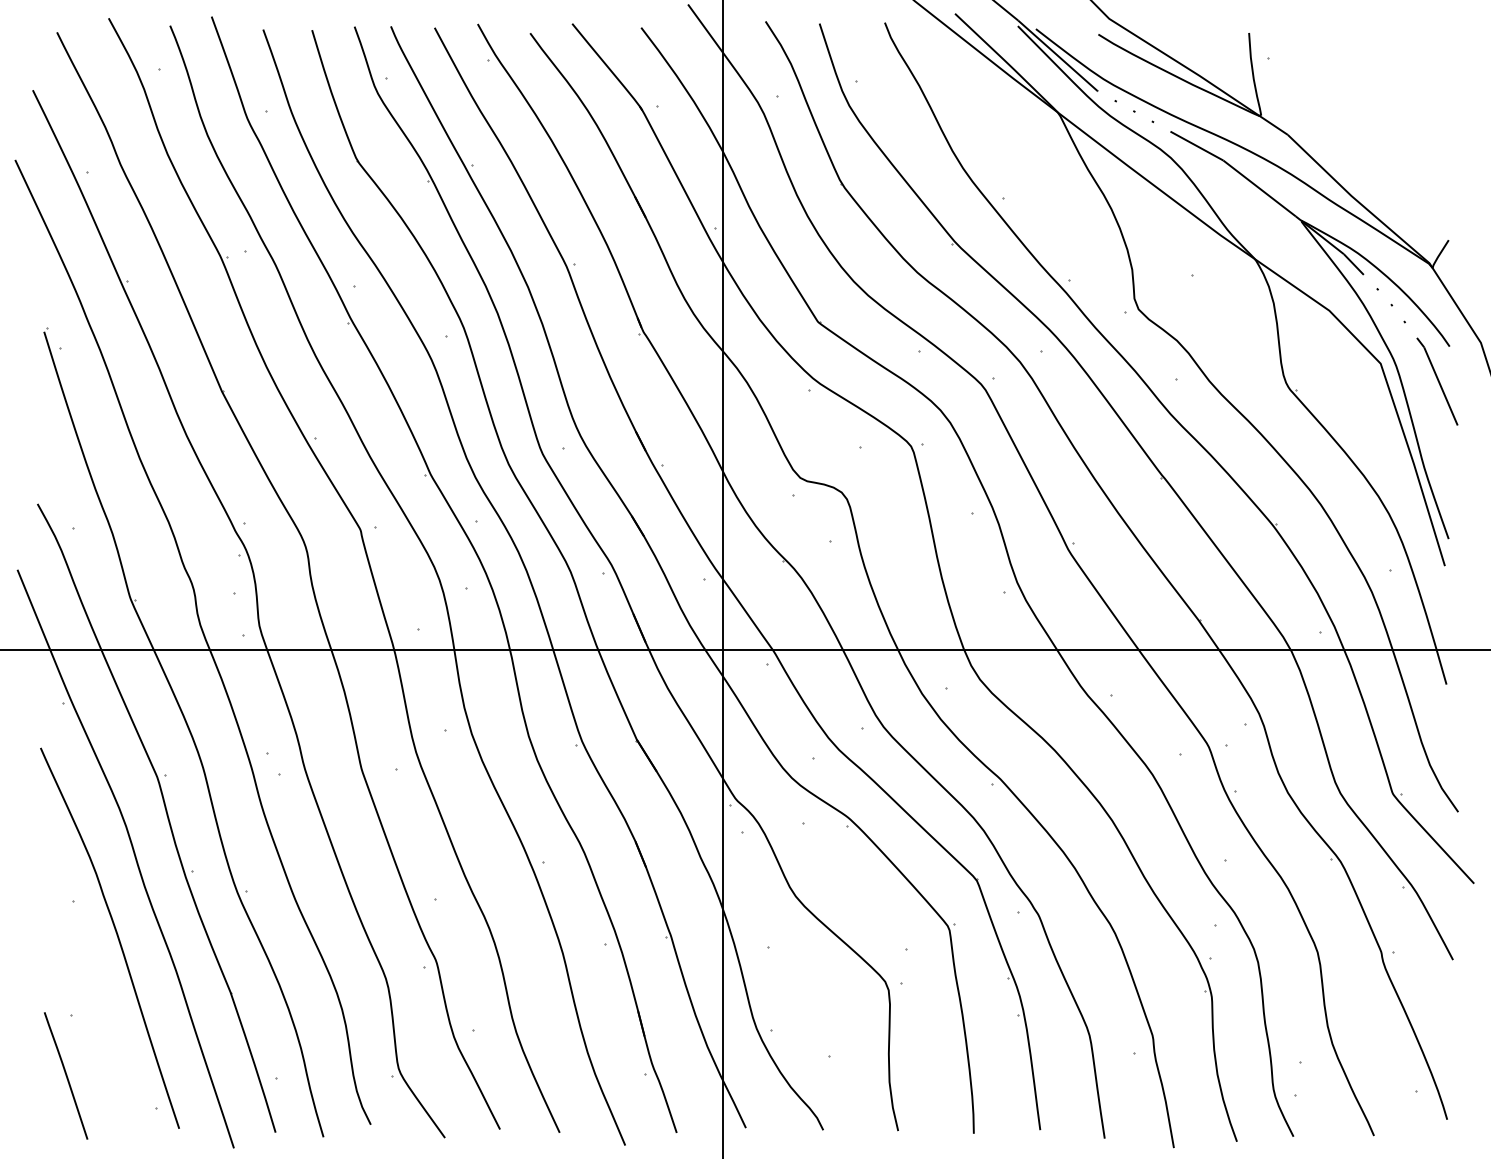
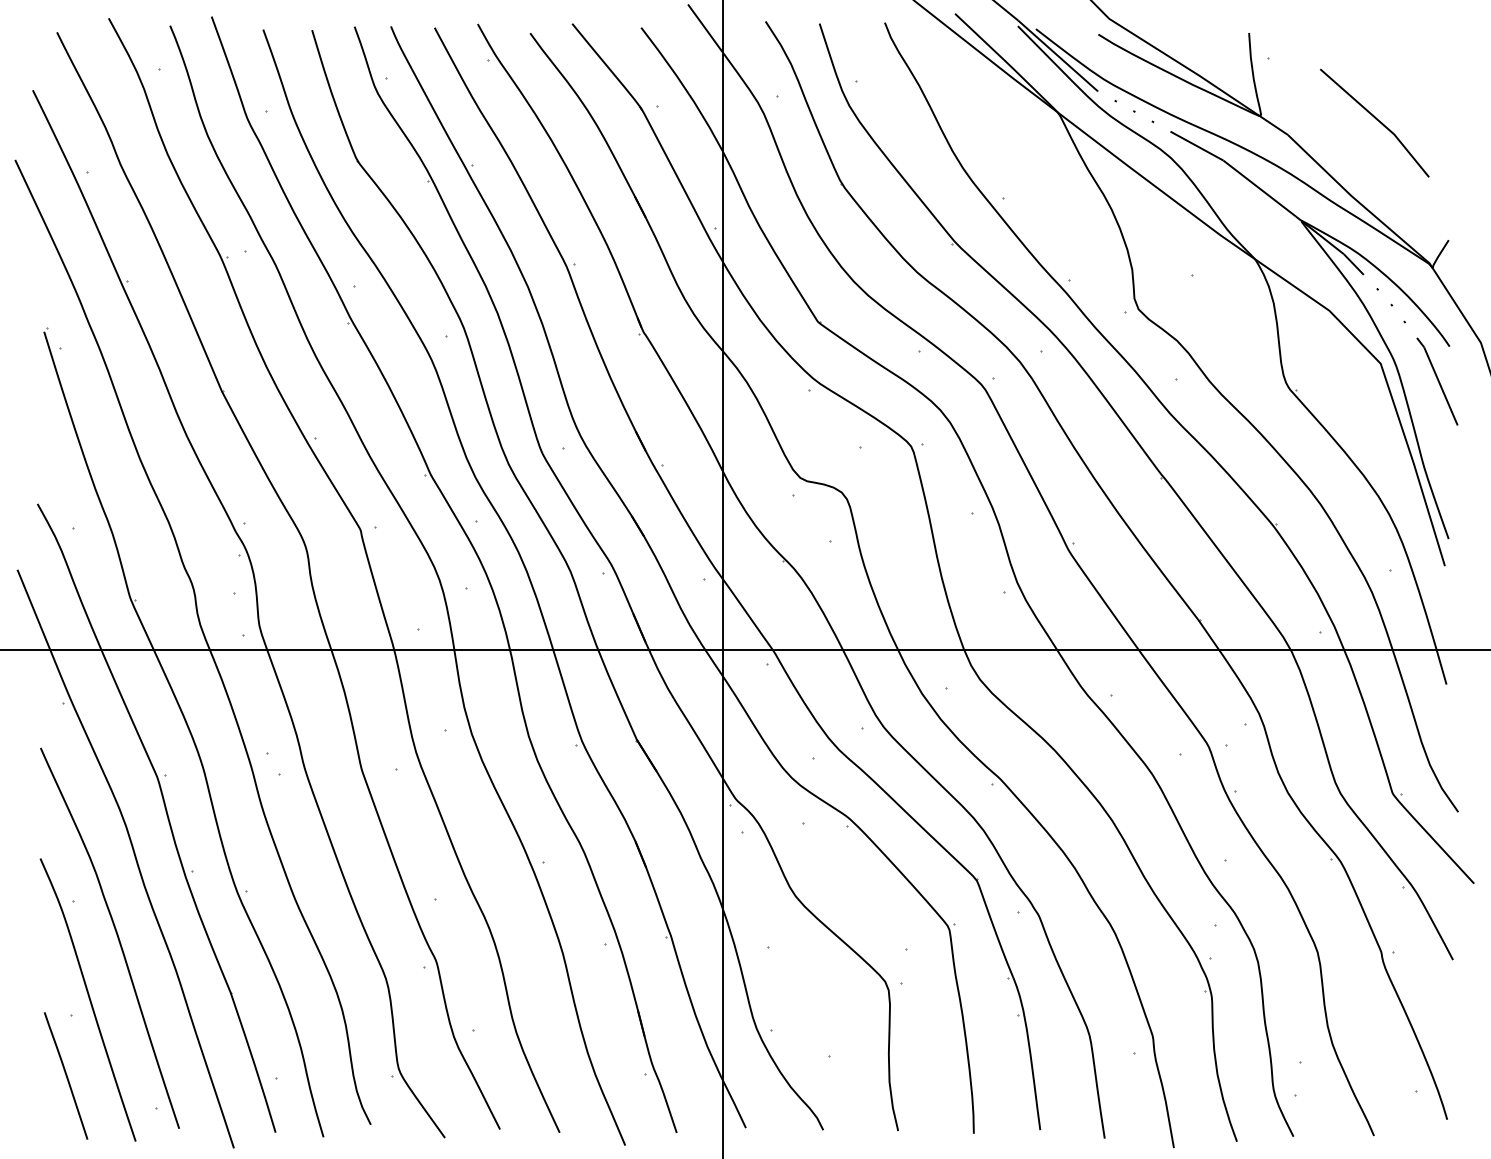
line: none -> present (1376, 120)
curve: none -> present (88, 998)
